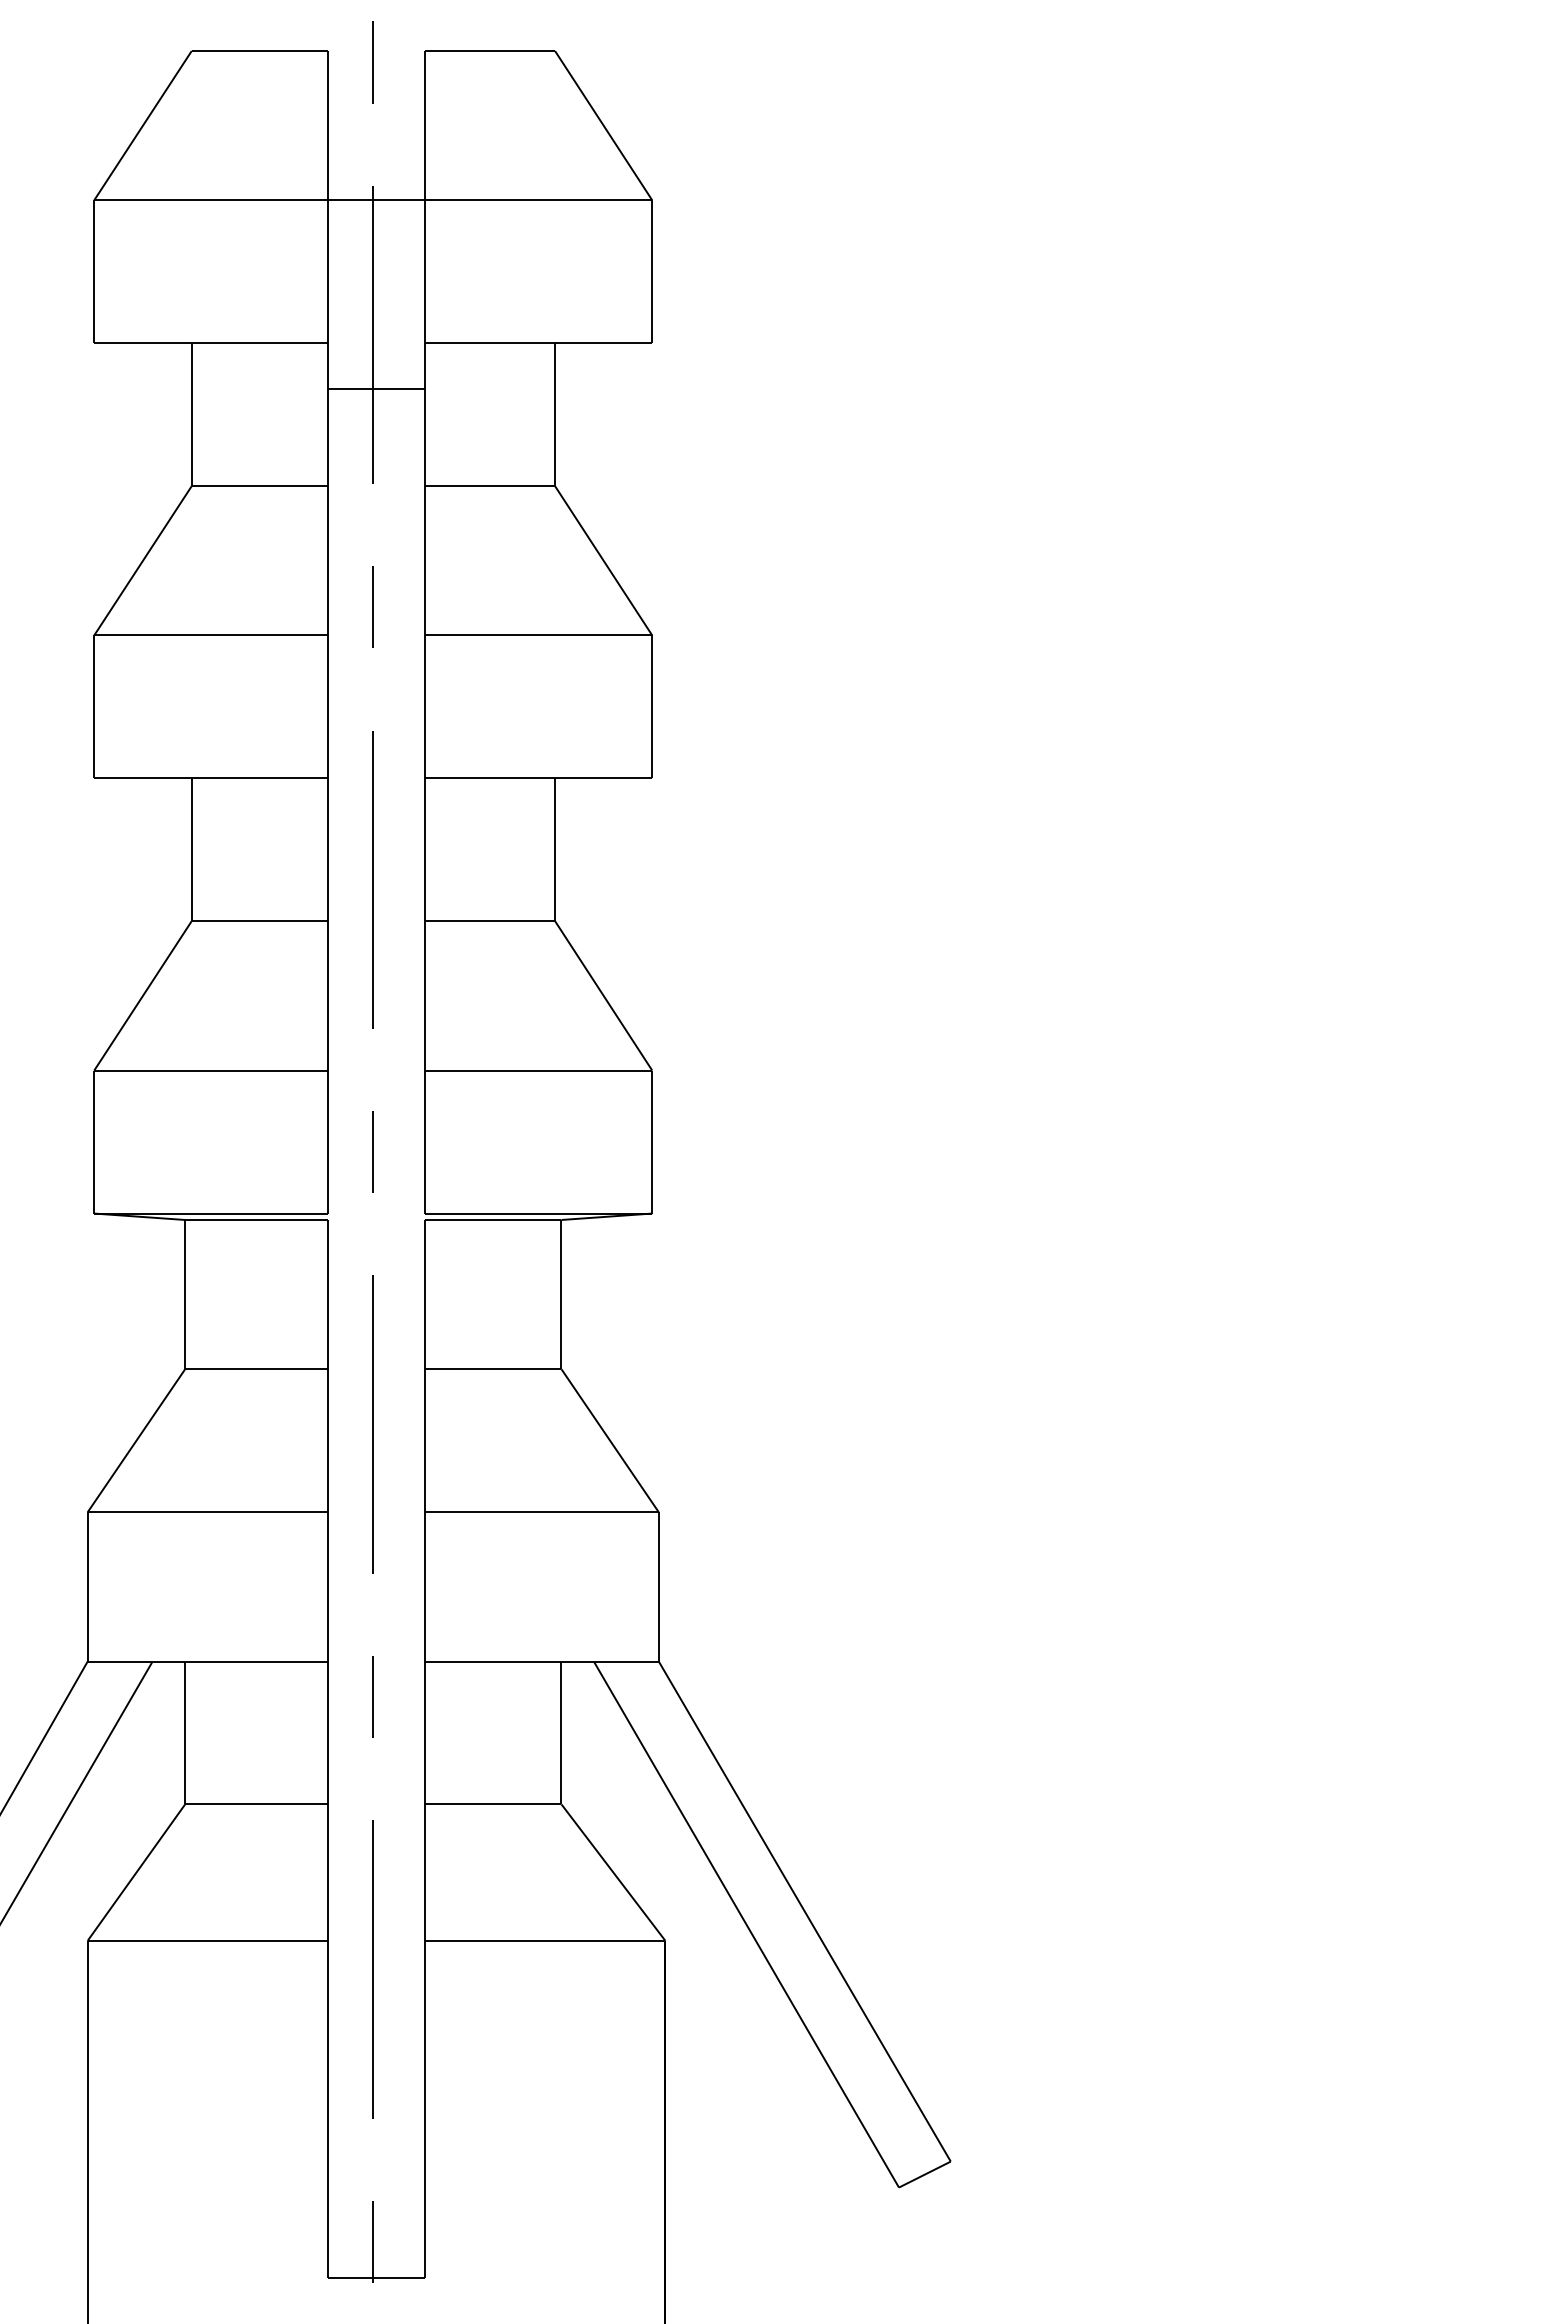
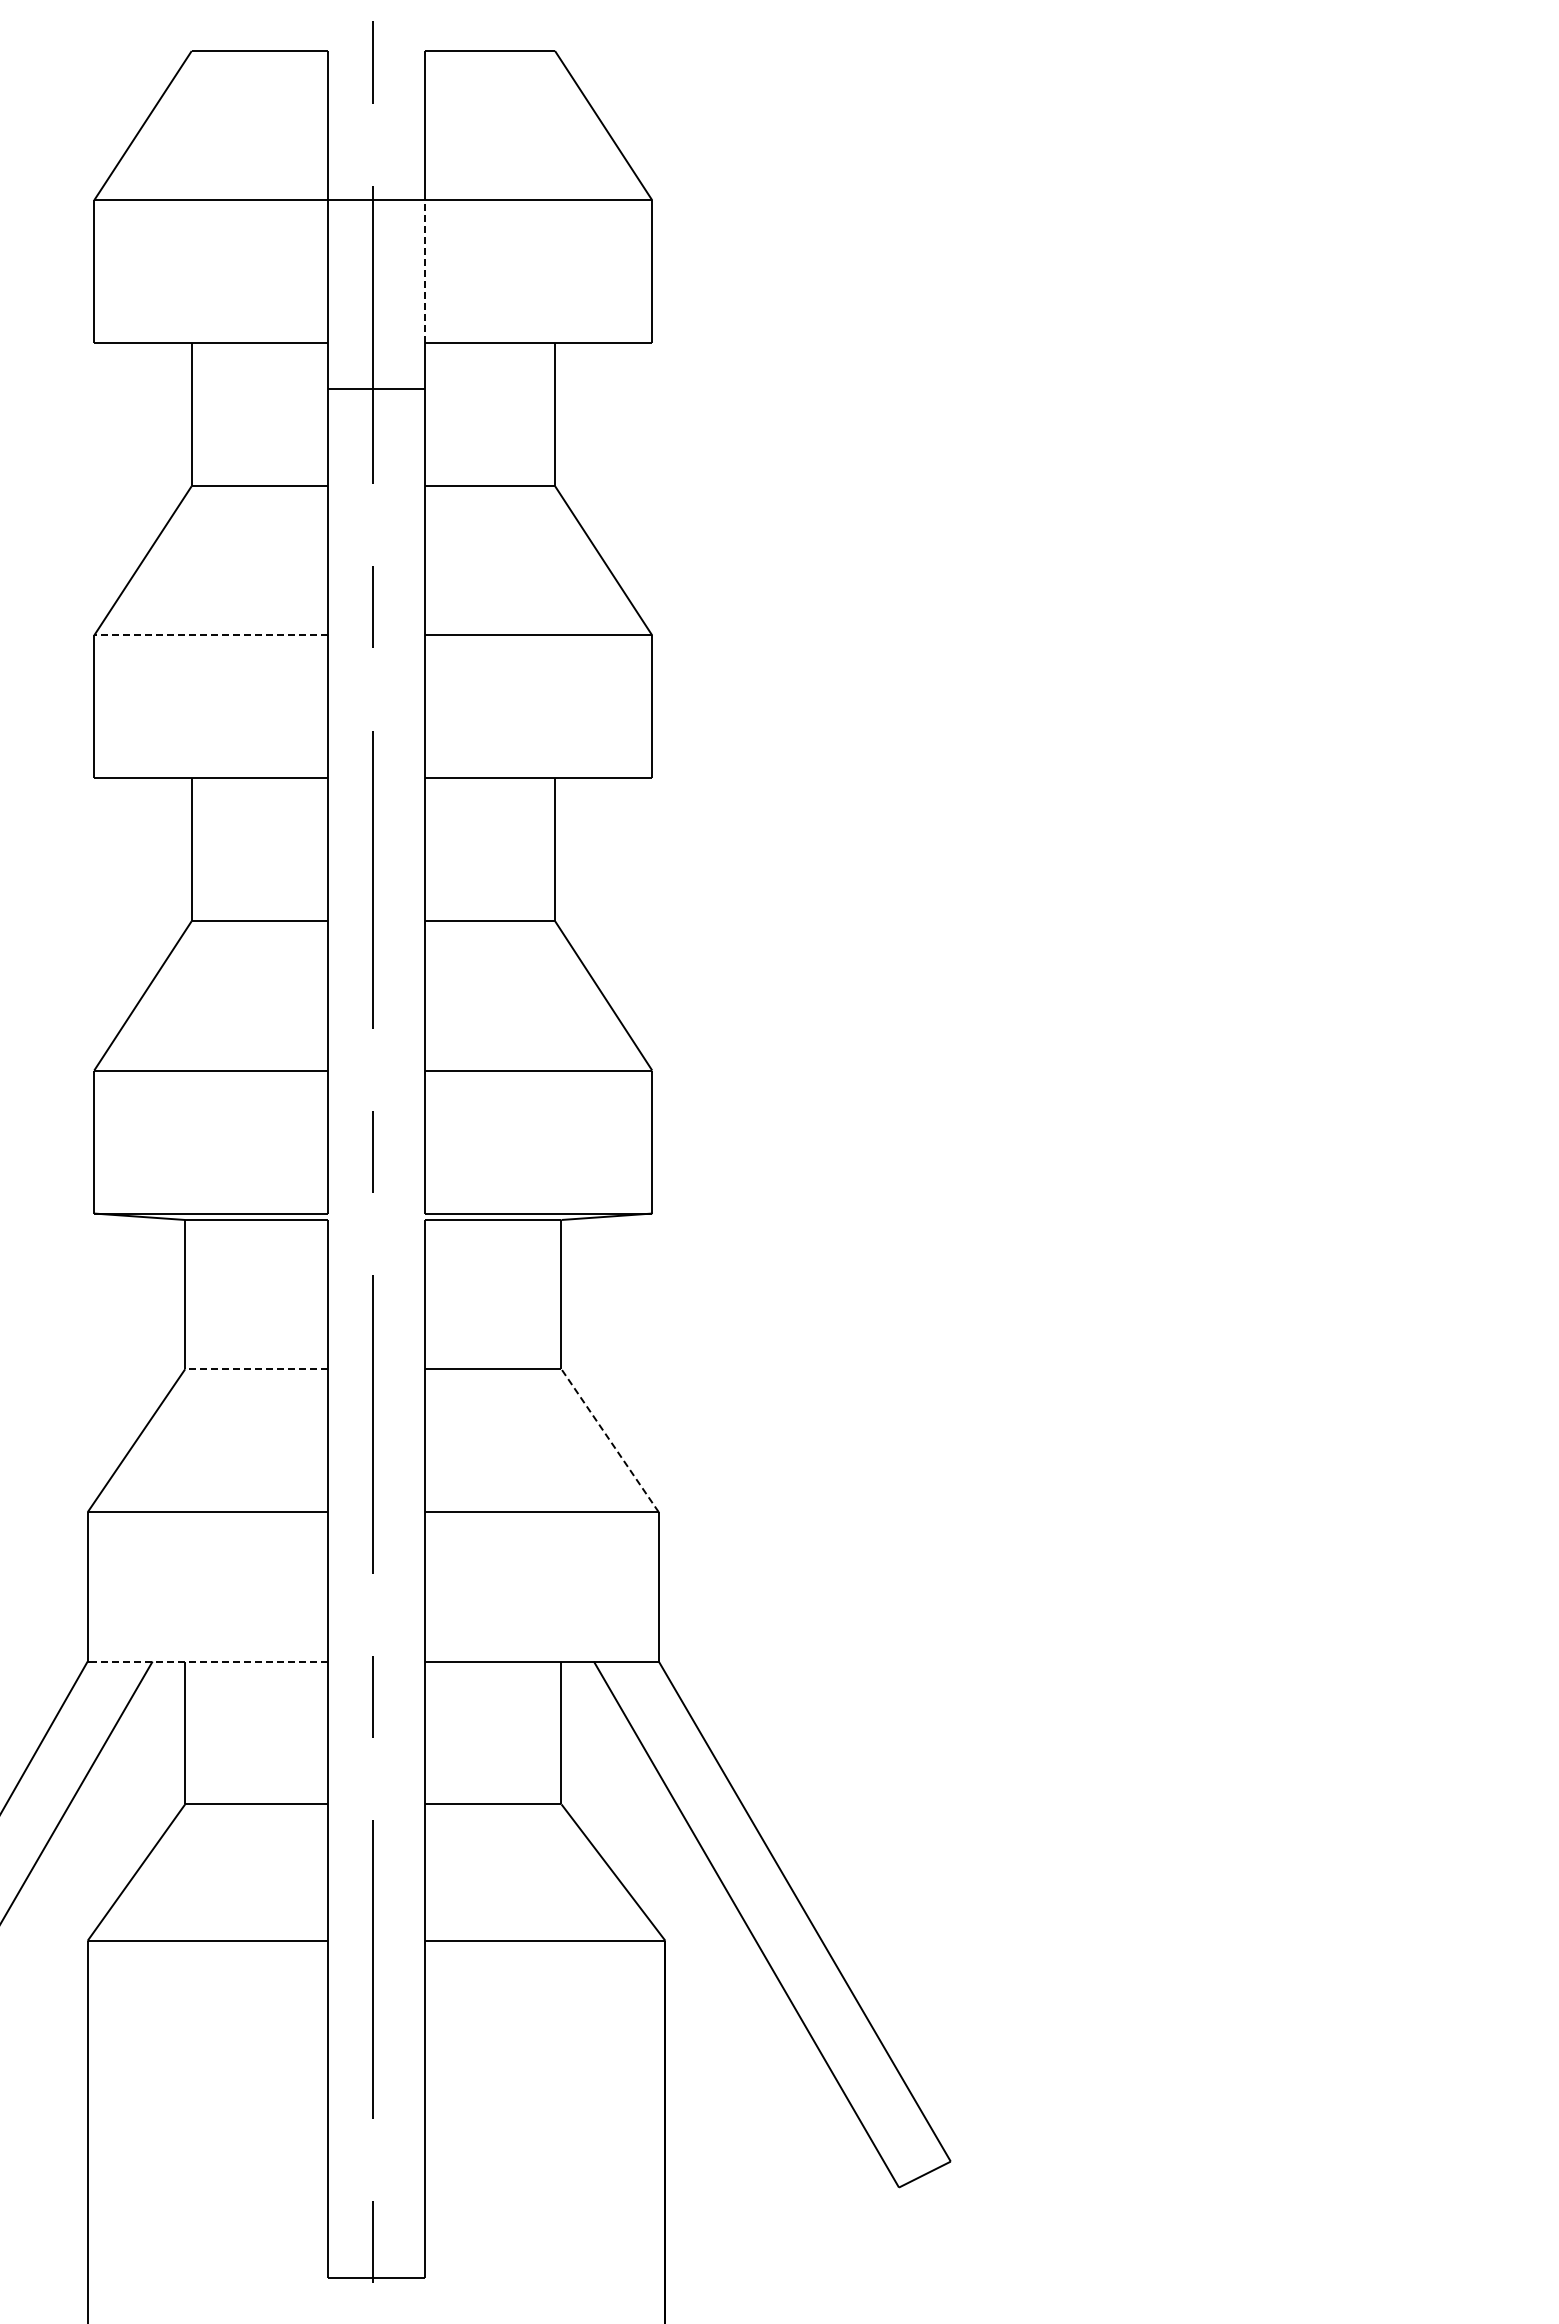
line: solid -> dashed (425, 271)
line: solid -> dashed (211, 635)
line: solid -> dashed (256, 1369)
line: solid -> dashed (609, 1440)
line: solid -> dashed (211, 1661)
